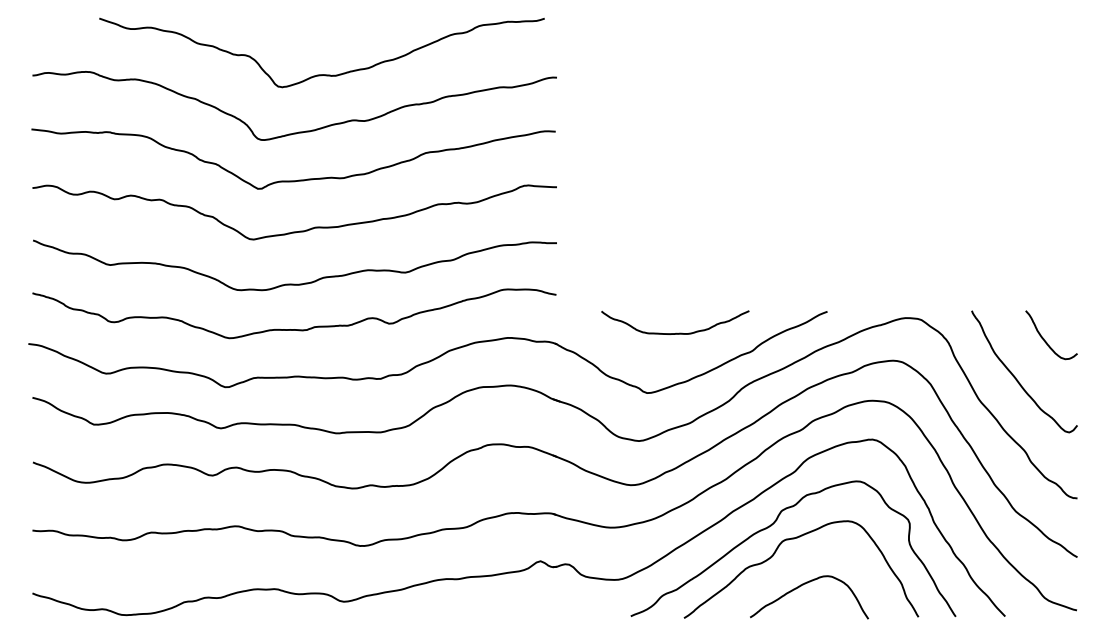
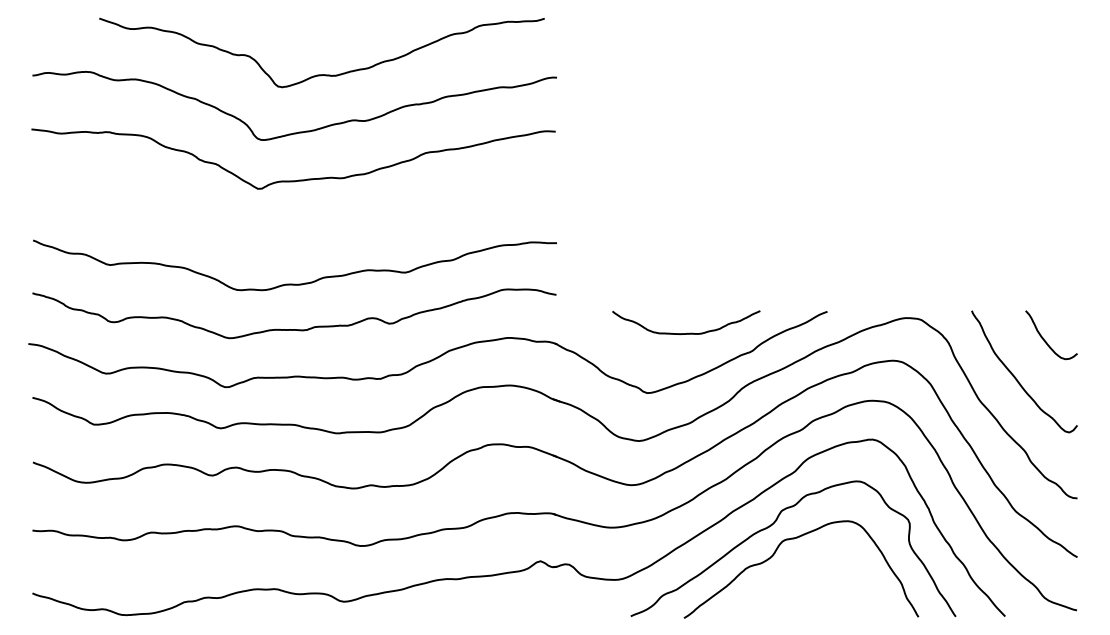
curve: present -> none (299, 230)
curve position: (676, 332) -> (687, 332) (687, 332)
curve: present -> none (803, 585)
